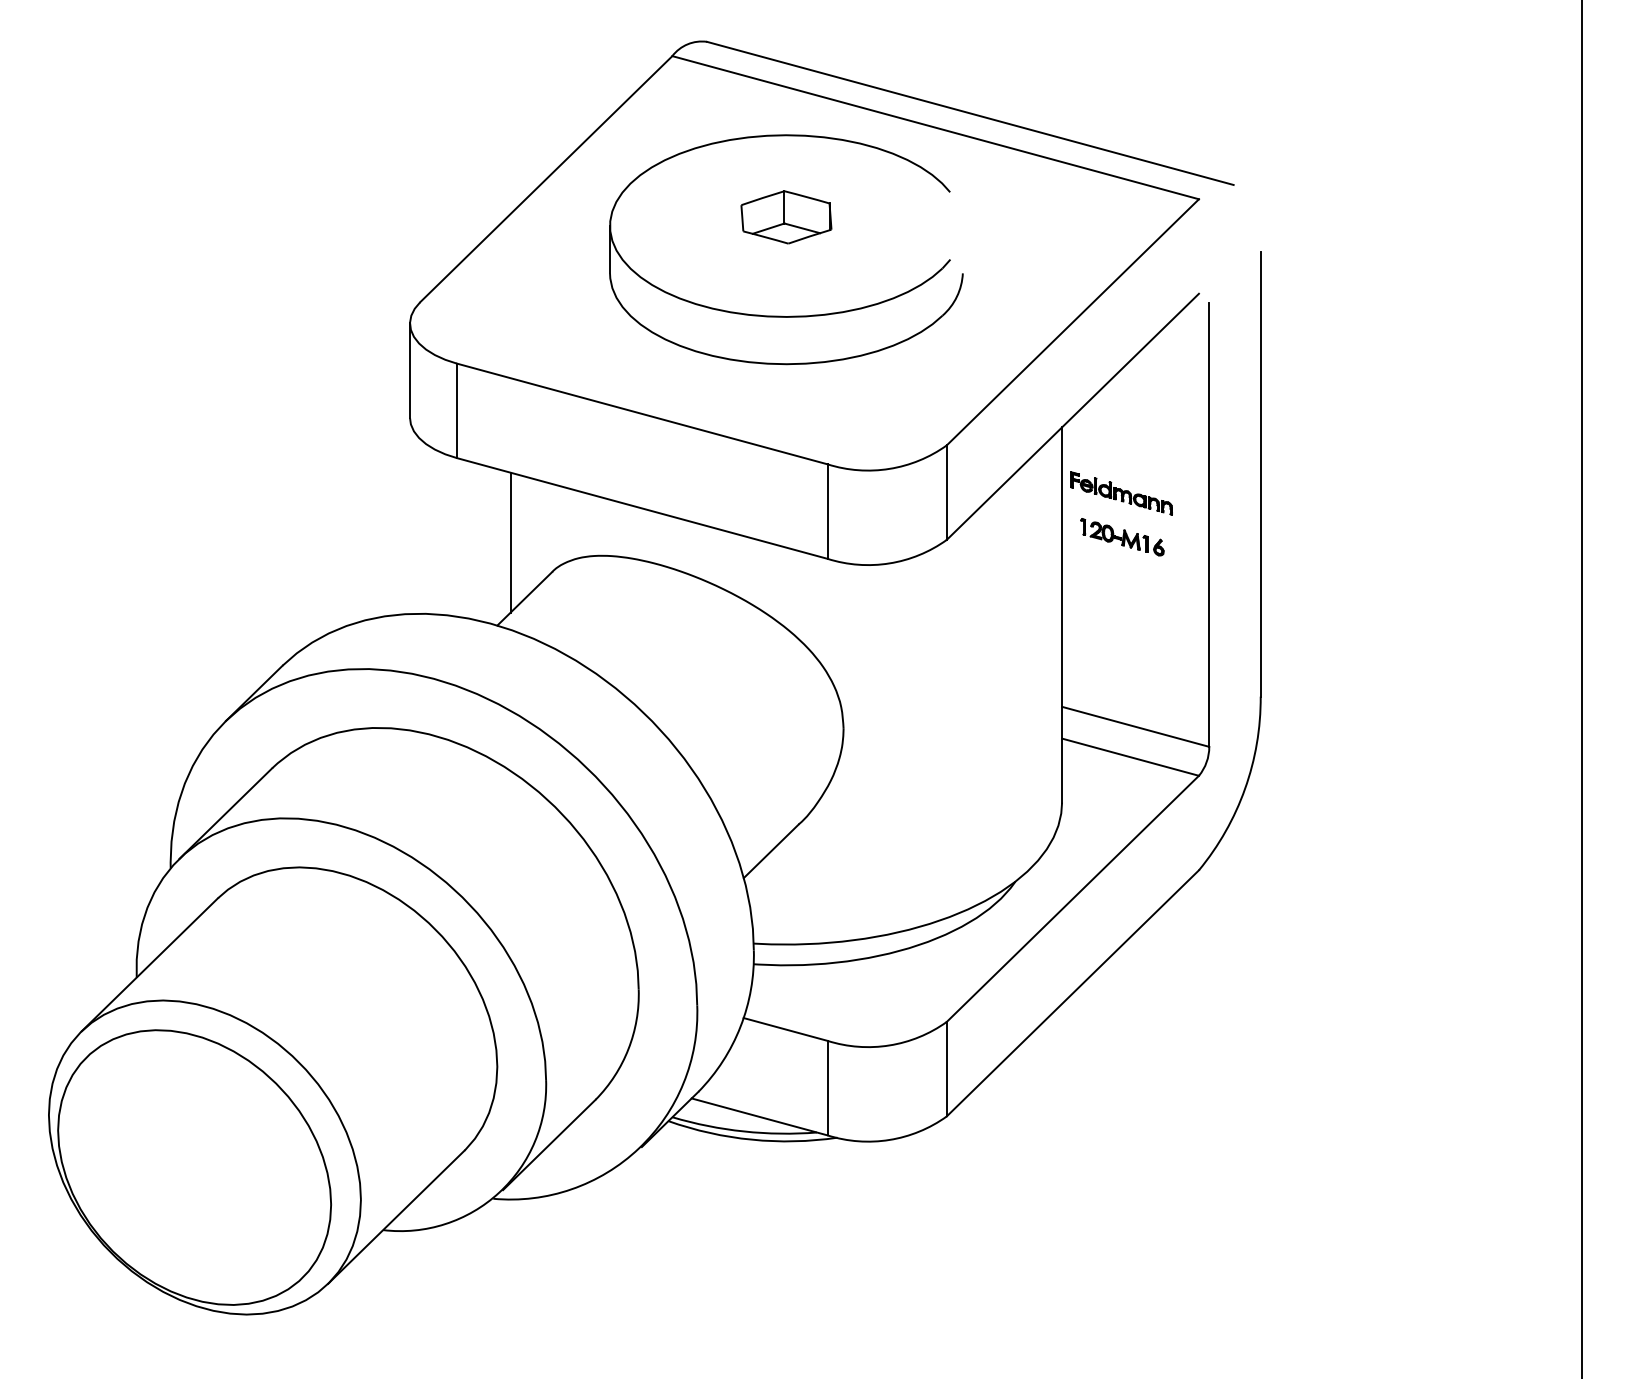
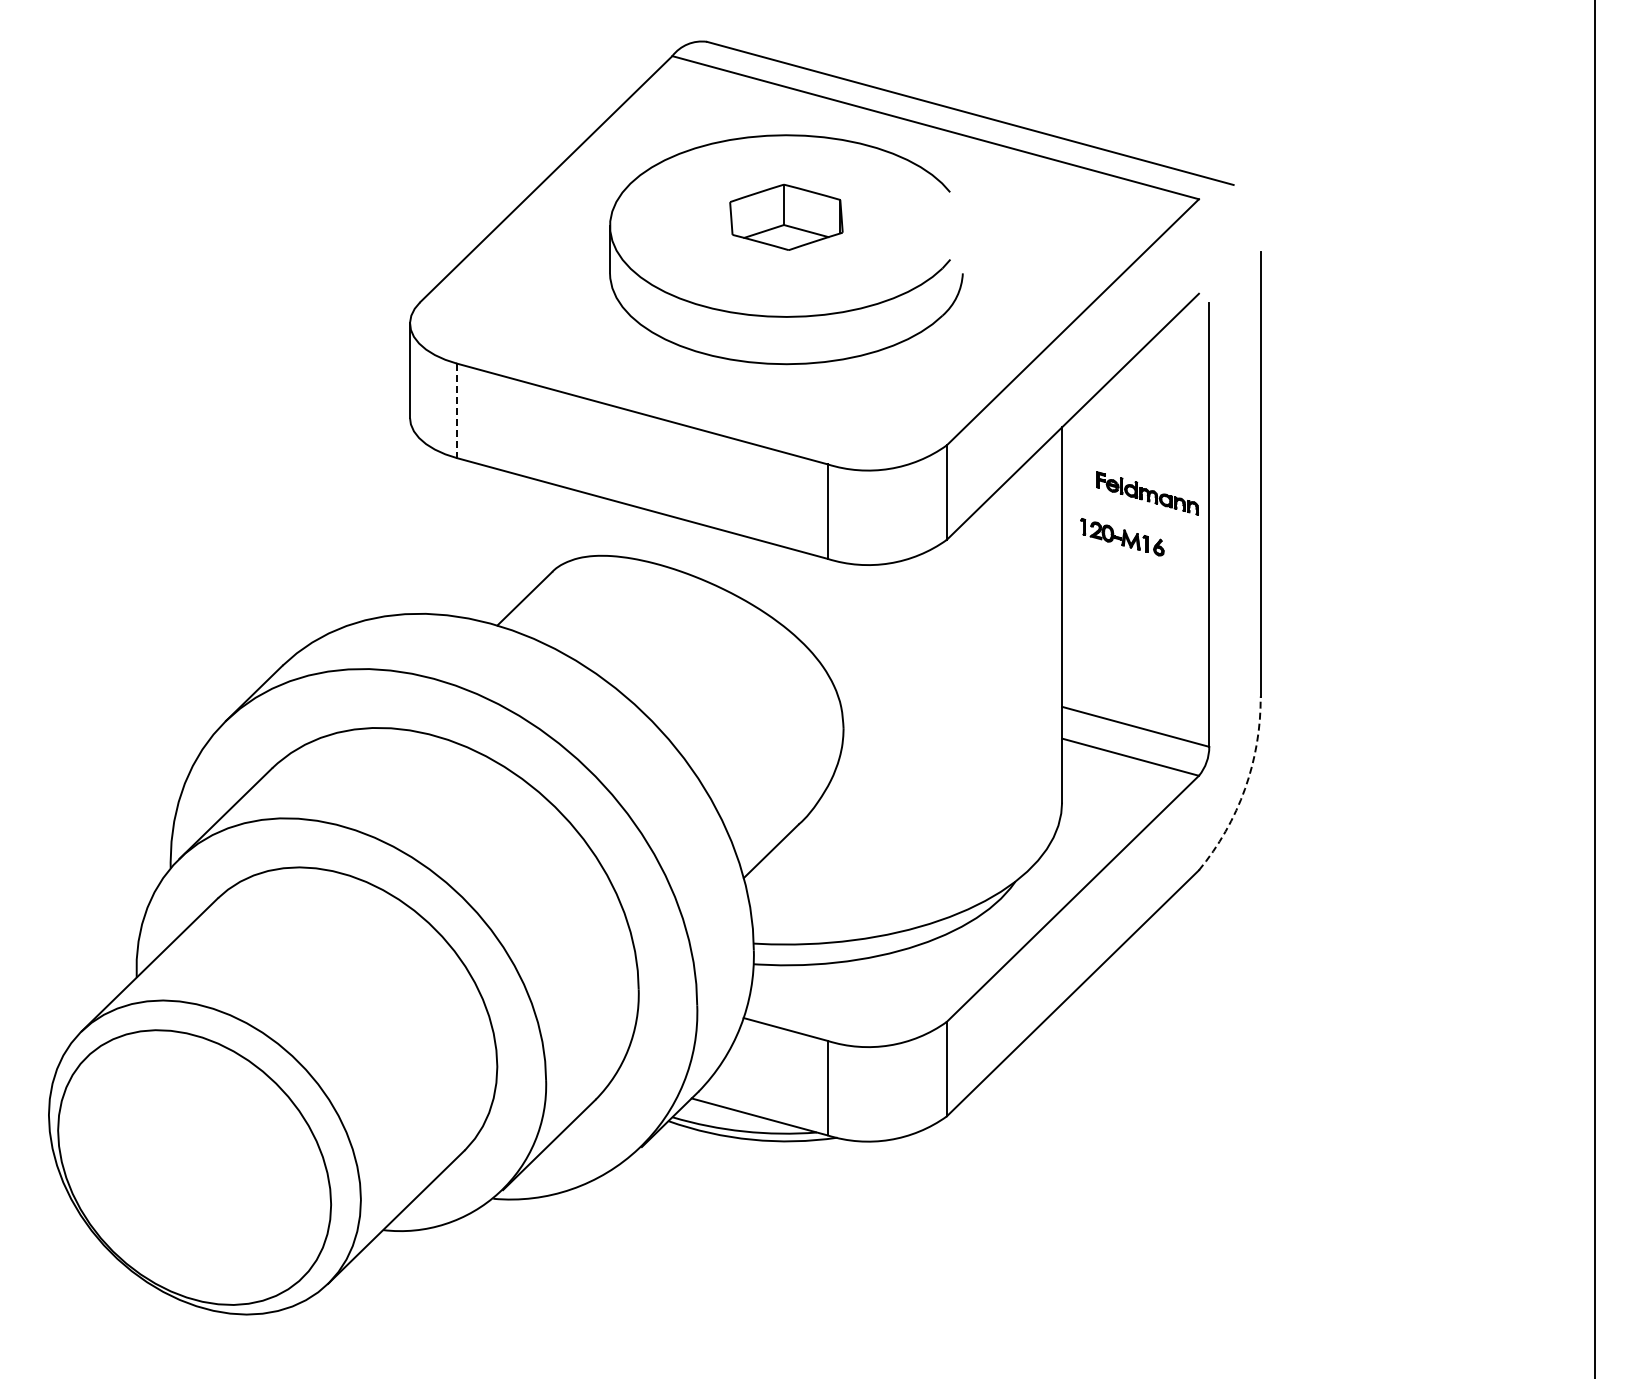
part size: 93x55 px -> 115x68 px (786, 216)
line: solid -> dashed (457, 411)
part position: (1121, 493) -> (1147, 493) (1147, 493)
line: present -> none (510, 542)
line position: (1582, 688) -> (1595, 688) (1595, 688)
arc: solid -> dashed (1245, 788)
